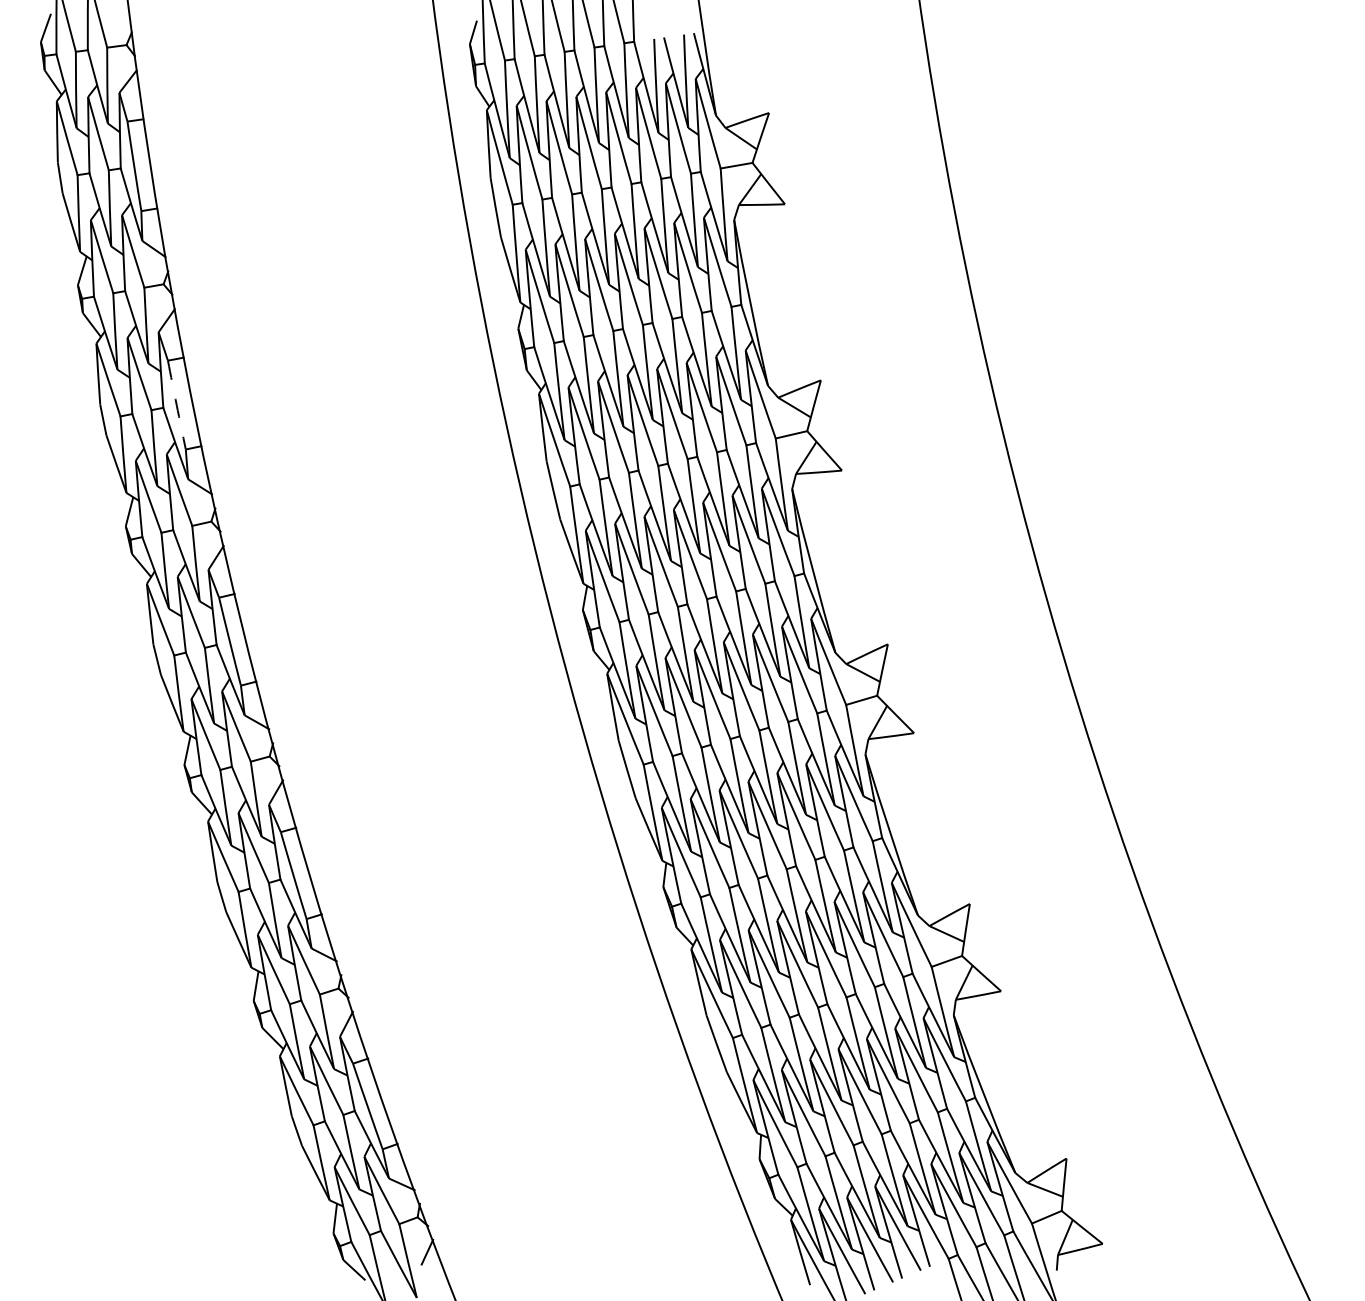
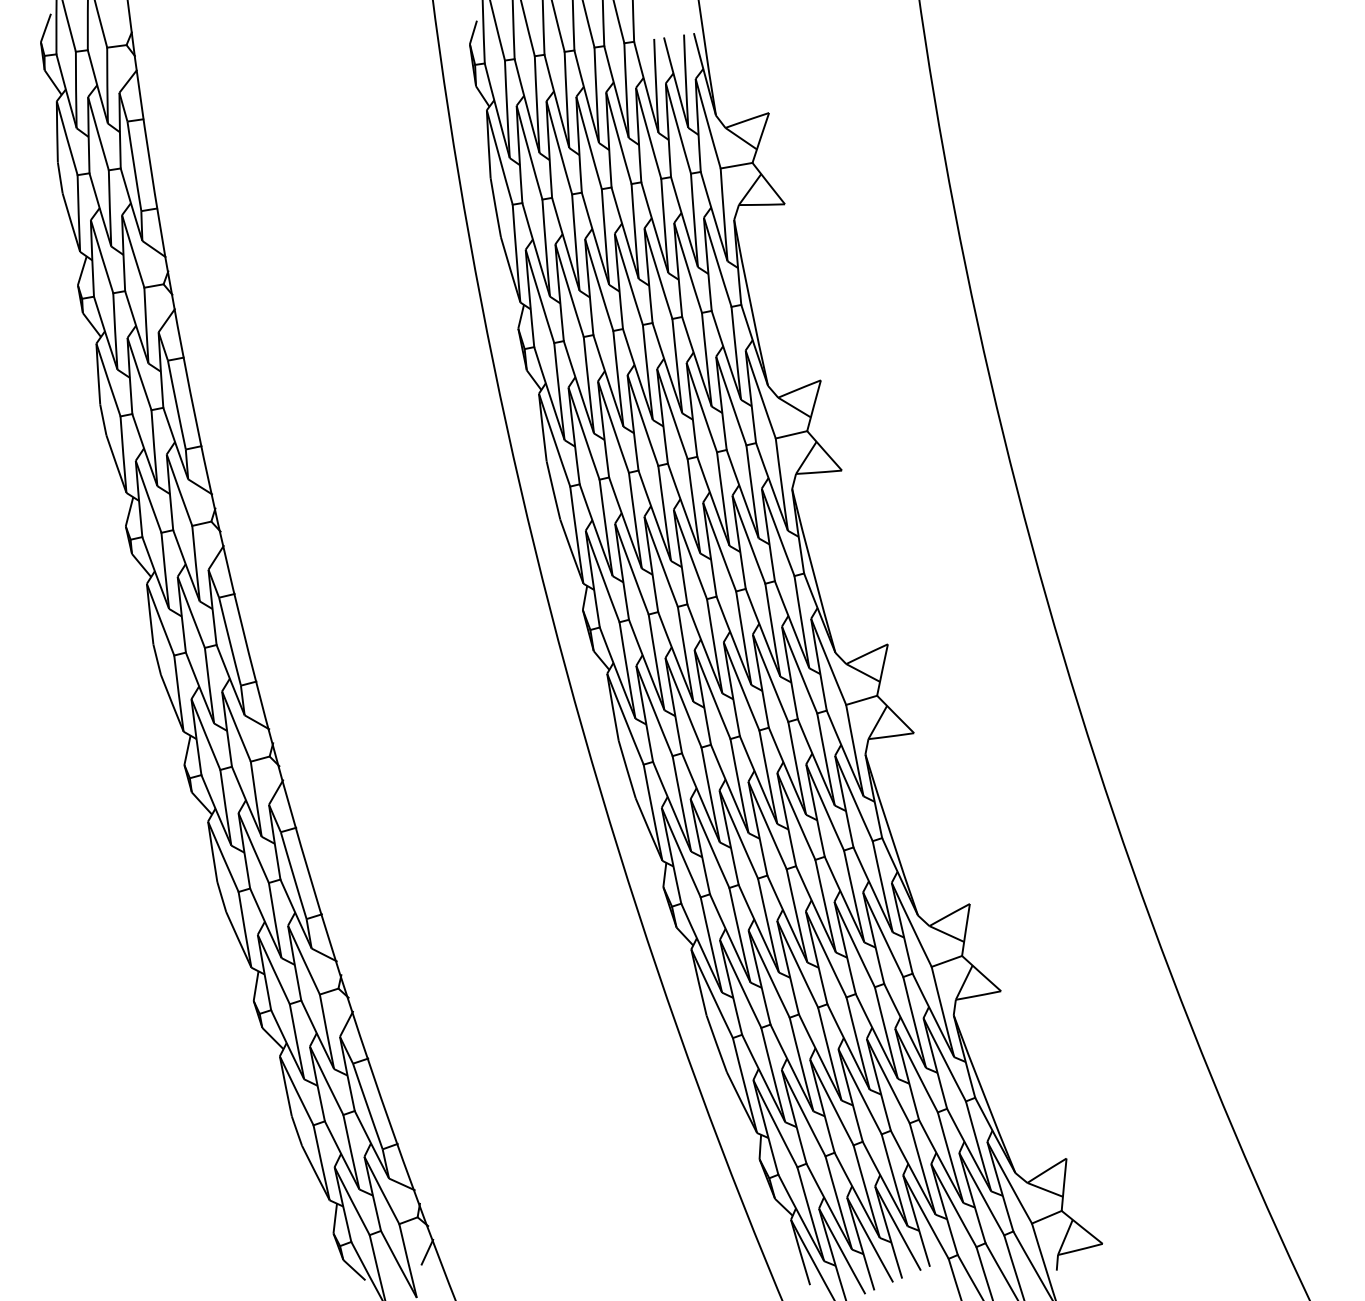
arc: dashed -> solid (176, 405)
